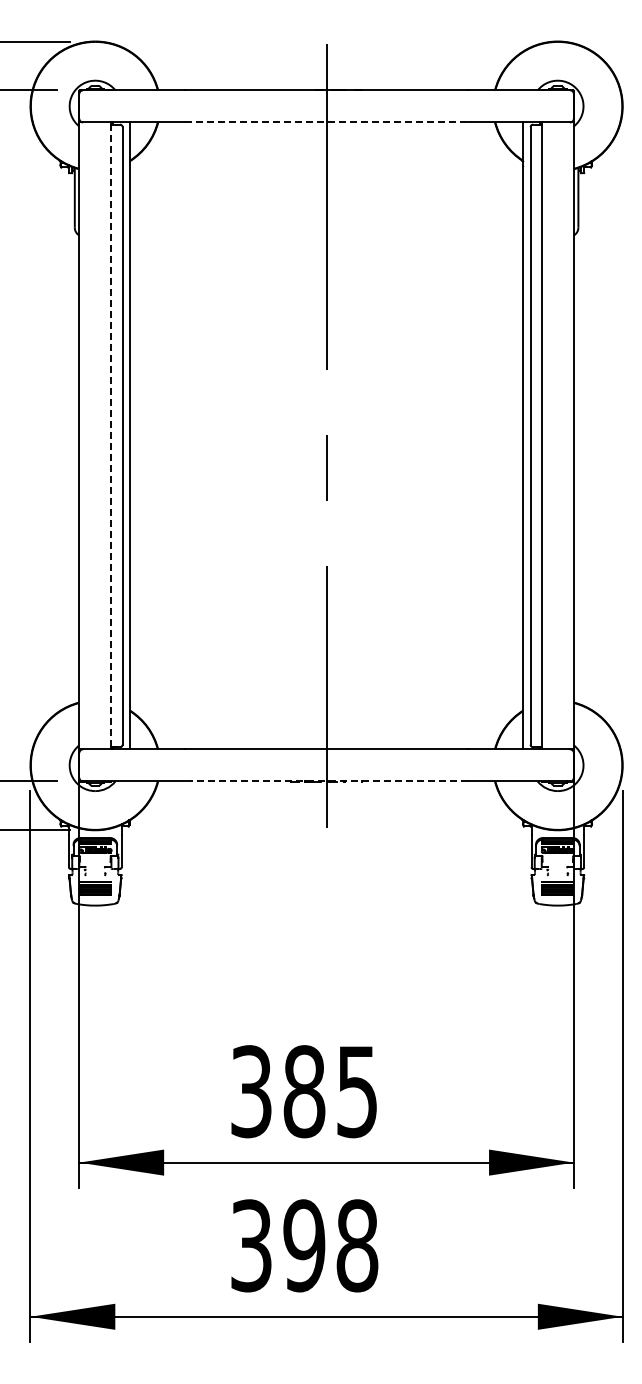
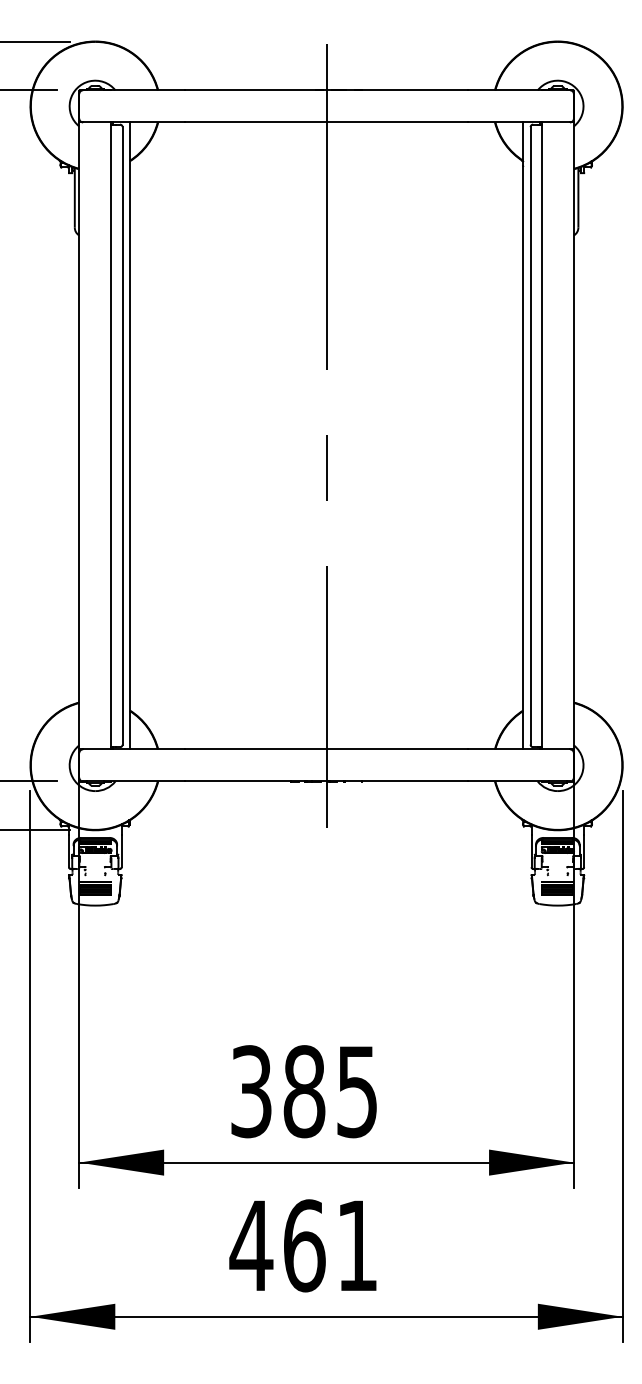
line: dashed -> solid (327, 122)
line: dashed -> solid (111, 435)
line: dashed -> solid (326, 781)
text: 398 -> 461 (303, 1245)
